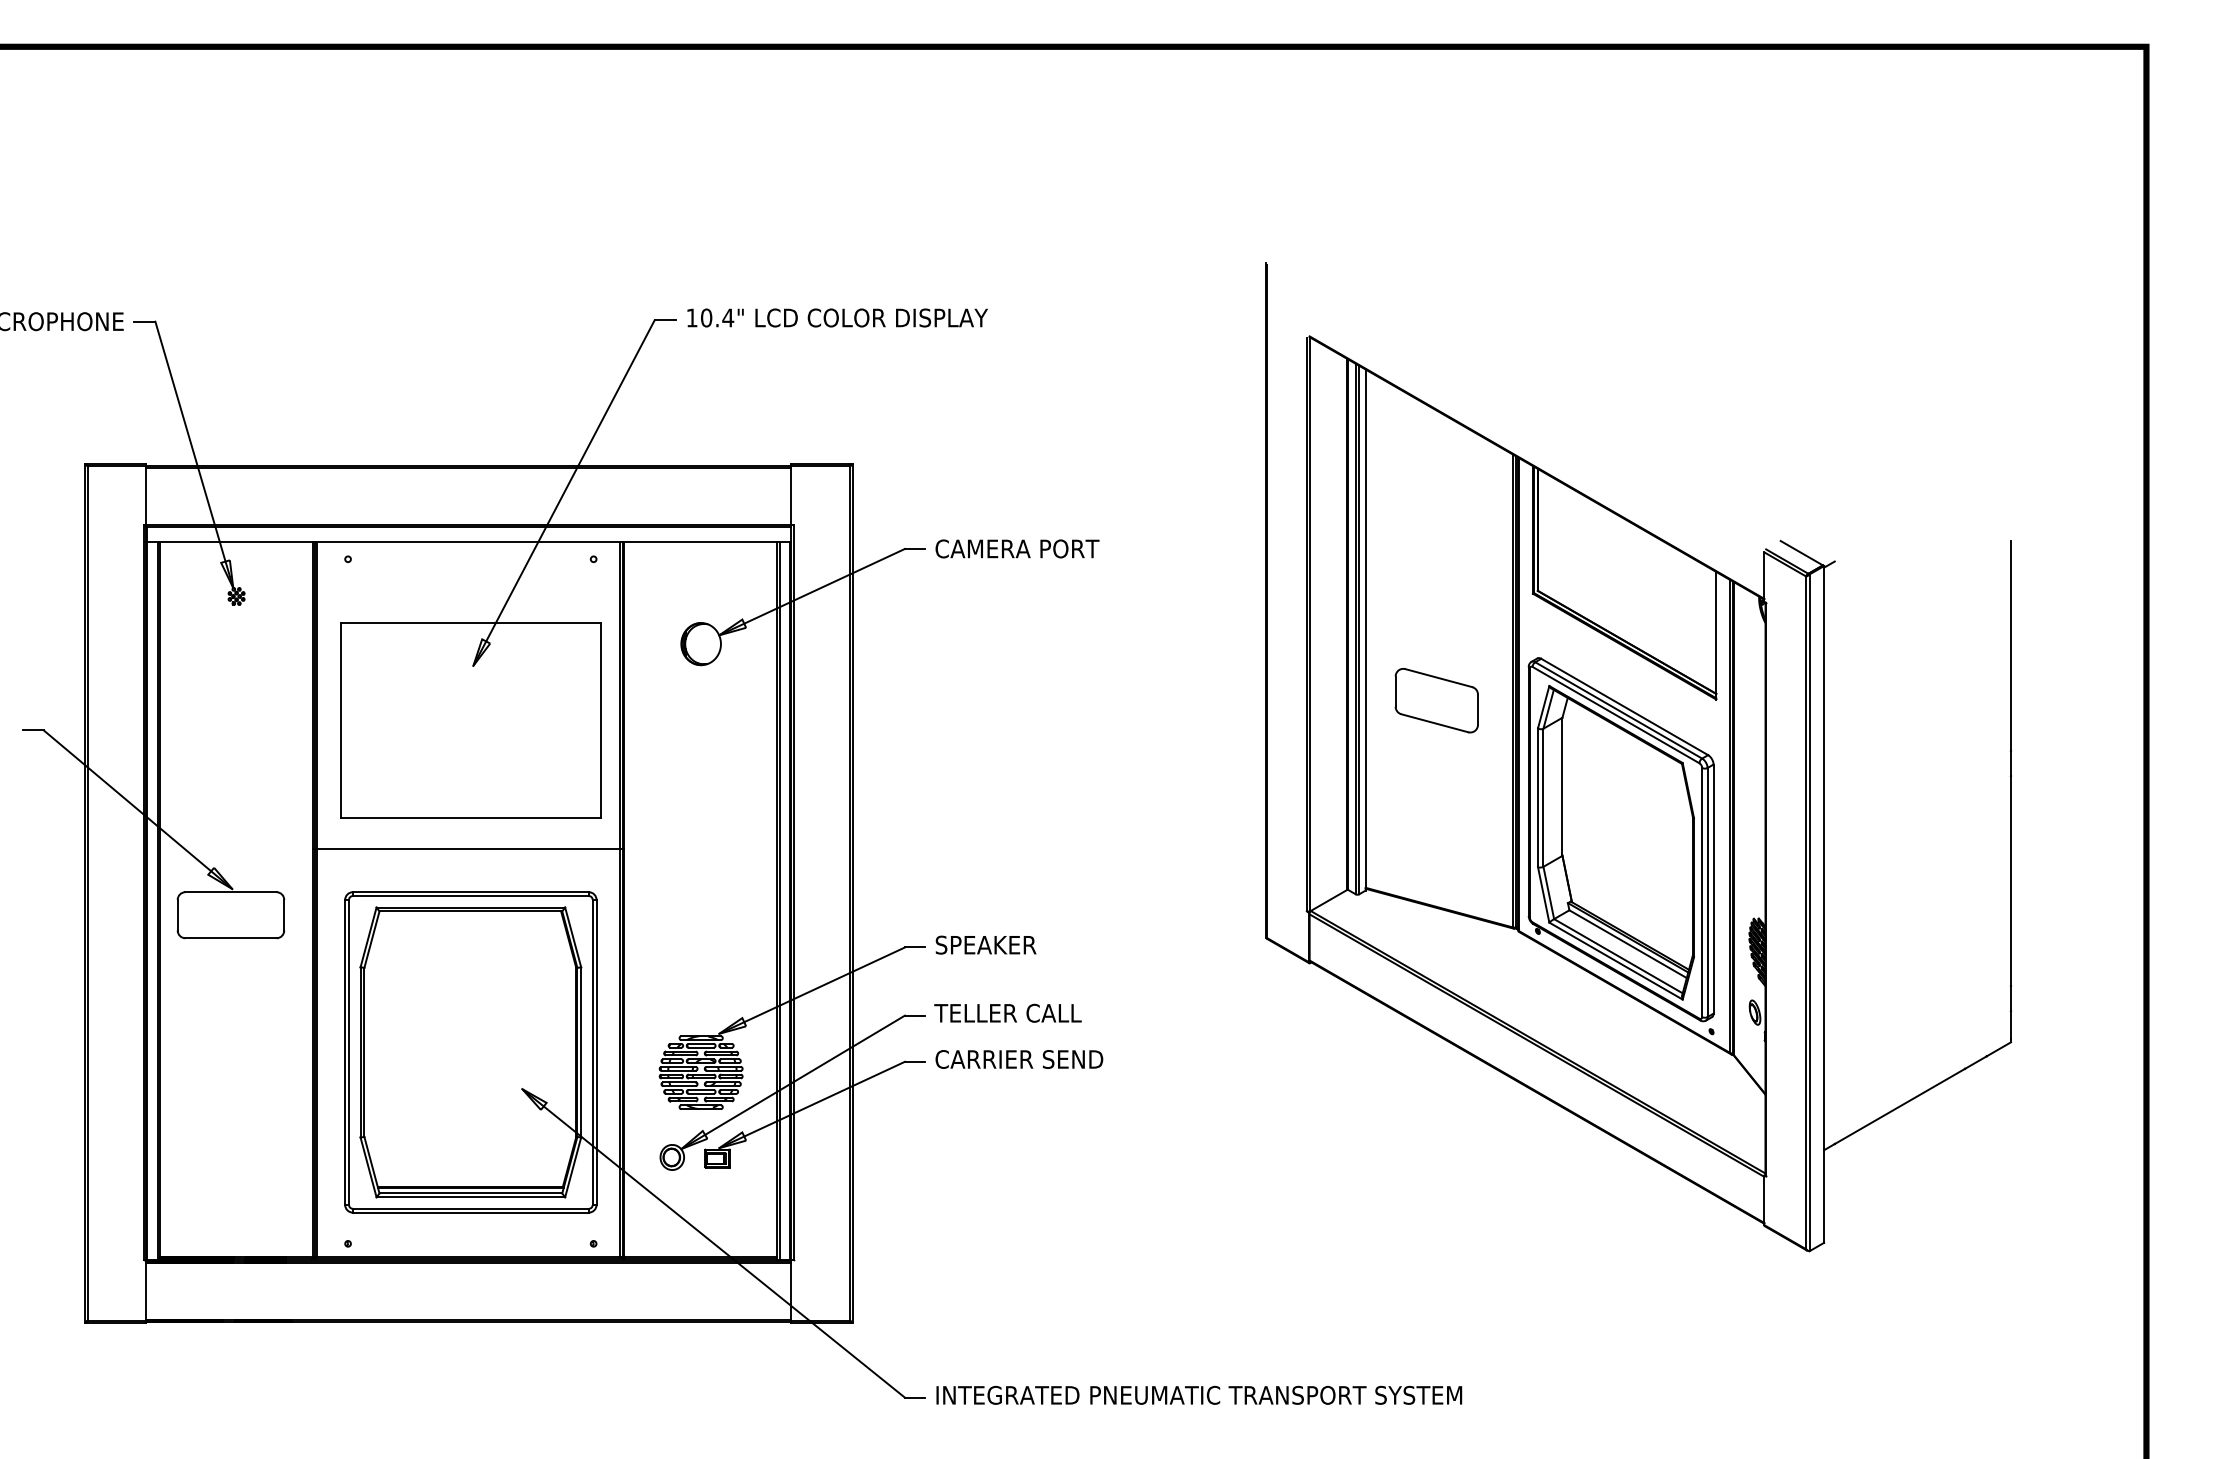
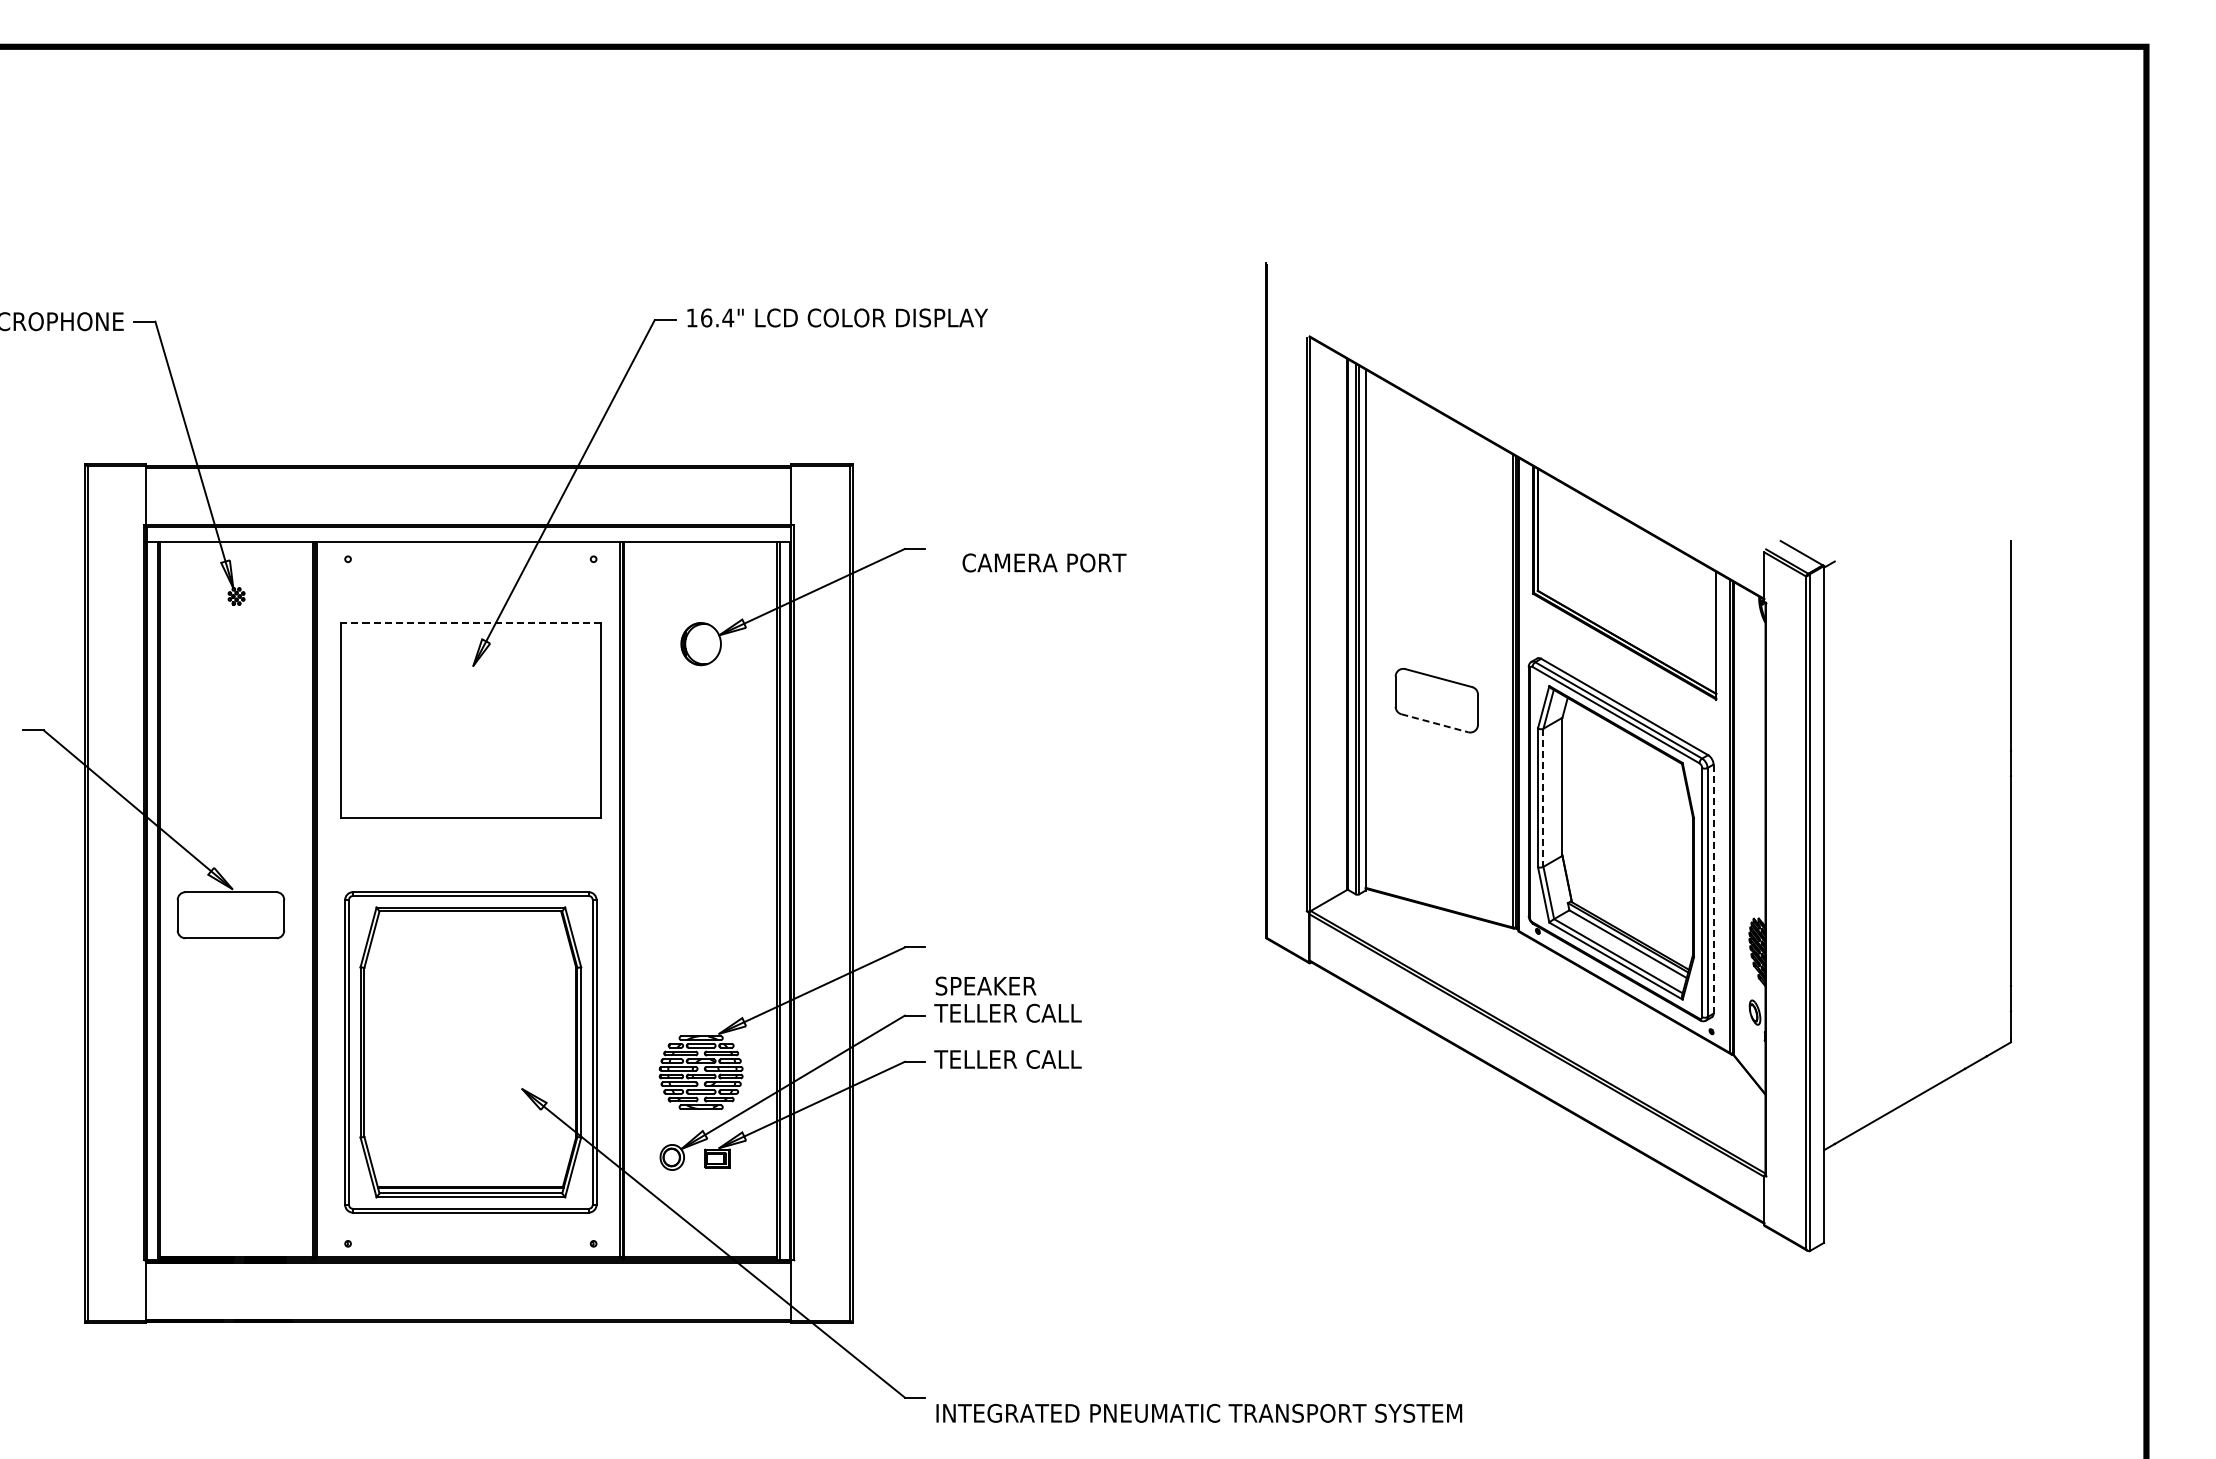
text: 10.4" -> 16.4" (706, 317)
text position: (1017, 548) -> (1044, 562) (1044, 562)
line: solid -> dashed (470, 623)
line: solid -> dashed (1434, 723)
line: solid -> dashed (1543, 798)
line: present -> none (468, 848)
line: solid -> dashed (1713, 889)
text position: (985, 944) -> (985, 985) (985, 985)
text: CARRIER SEND -> TELLER CALL (1018, 1059)
text position: (1199, 1394) -> (1199, 1412) (1199, 1412)
